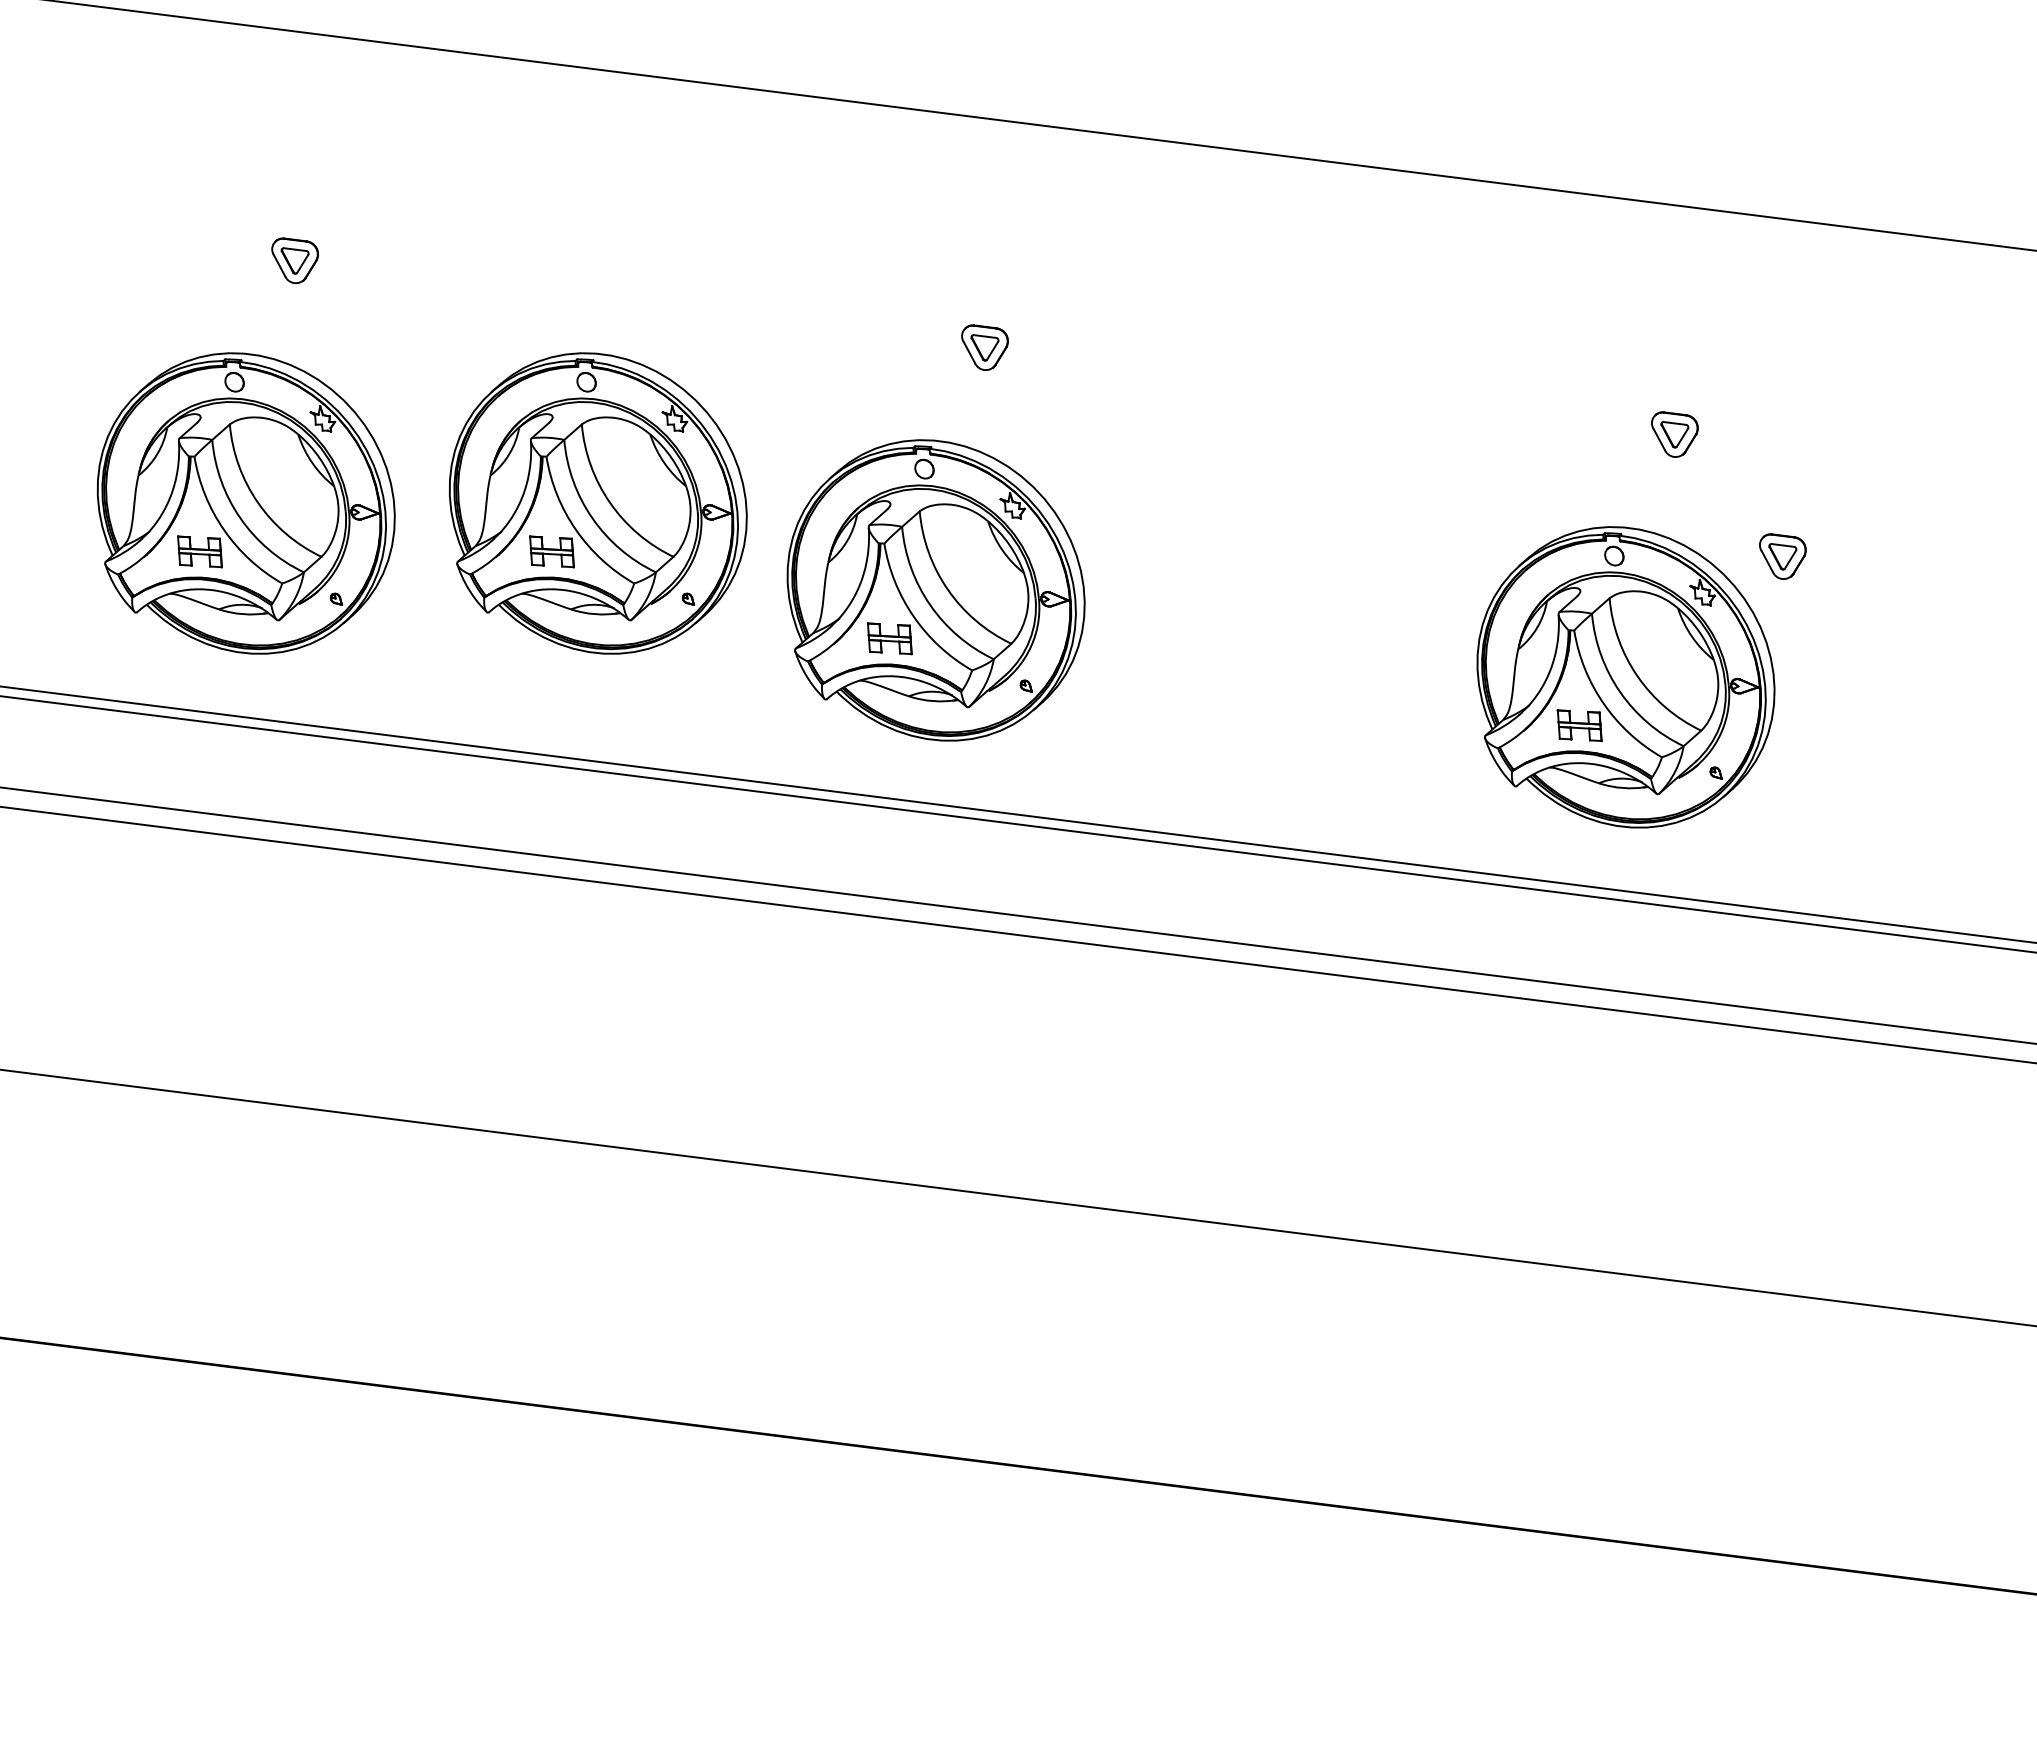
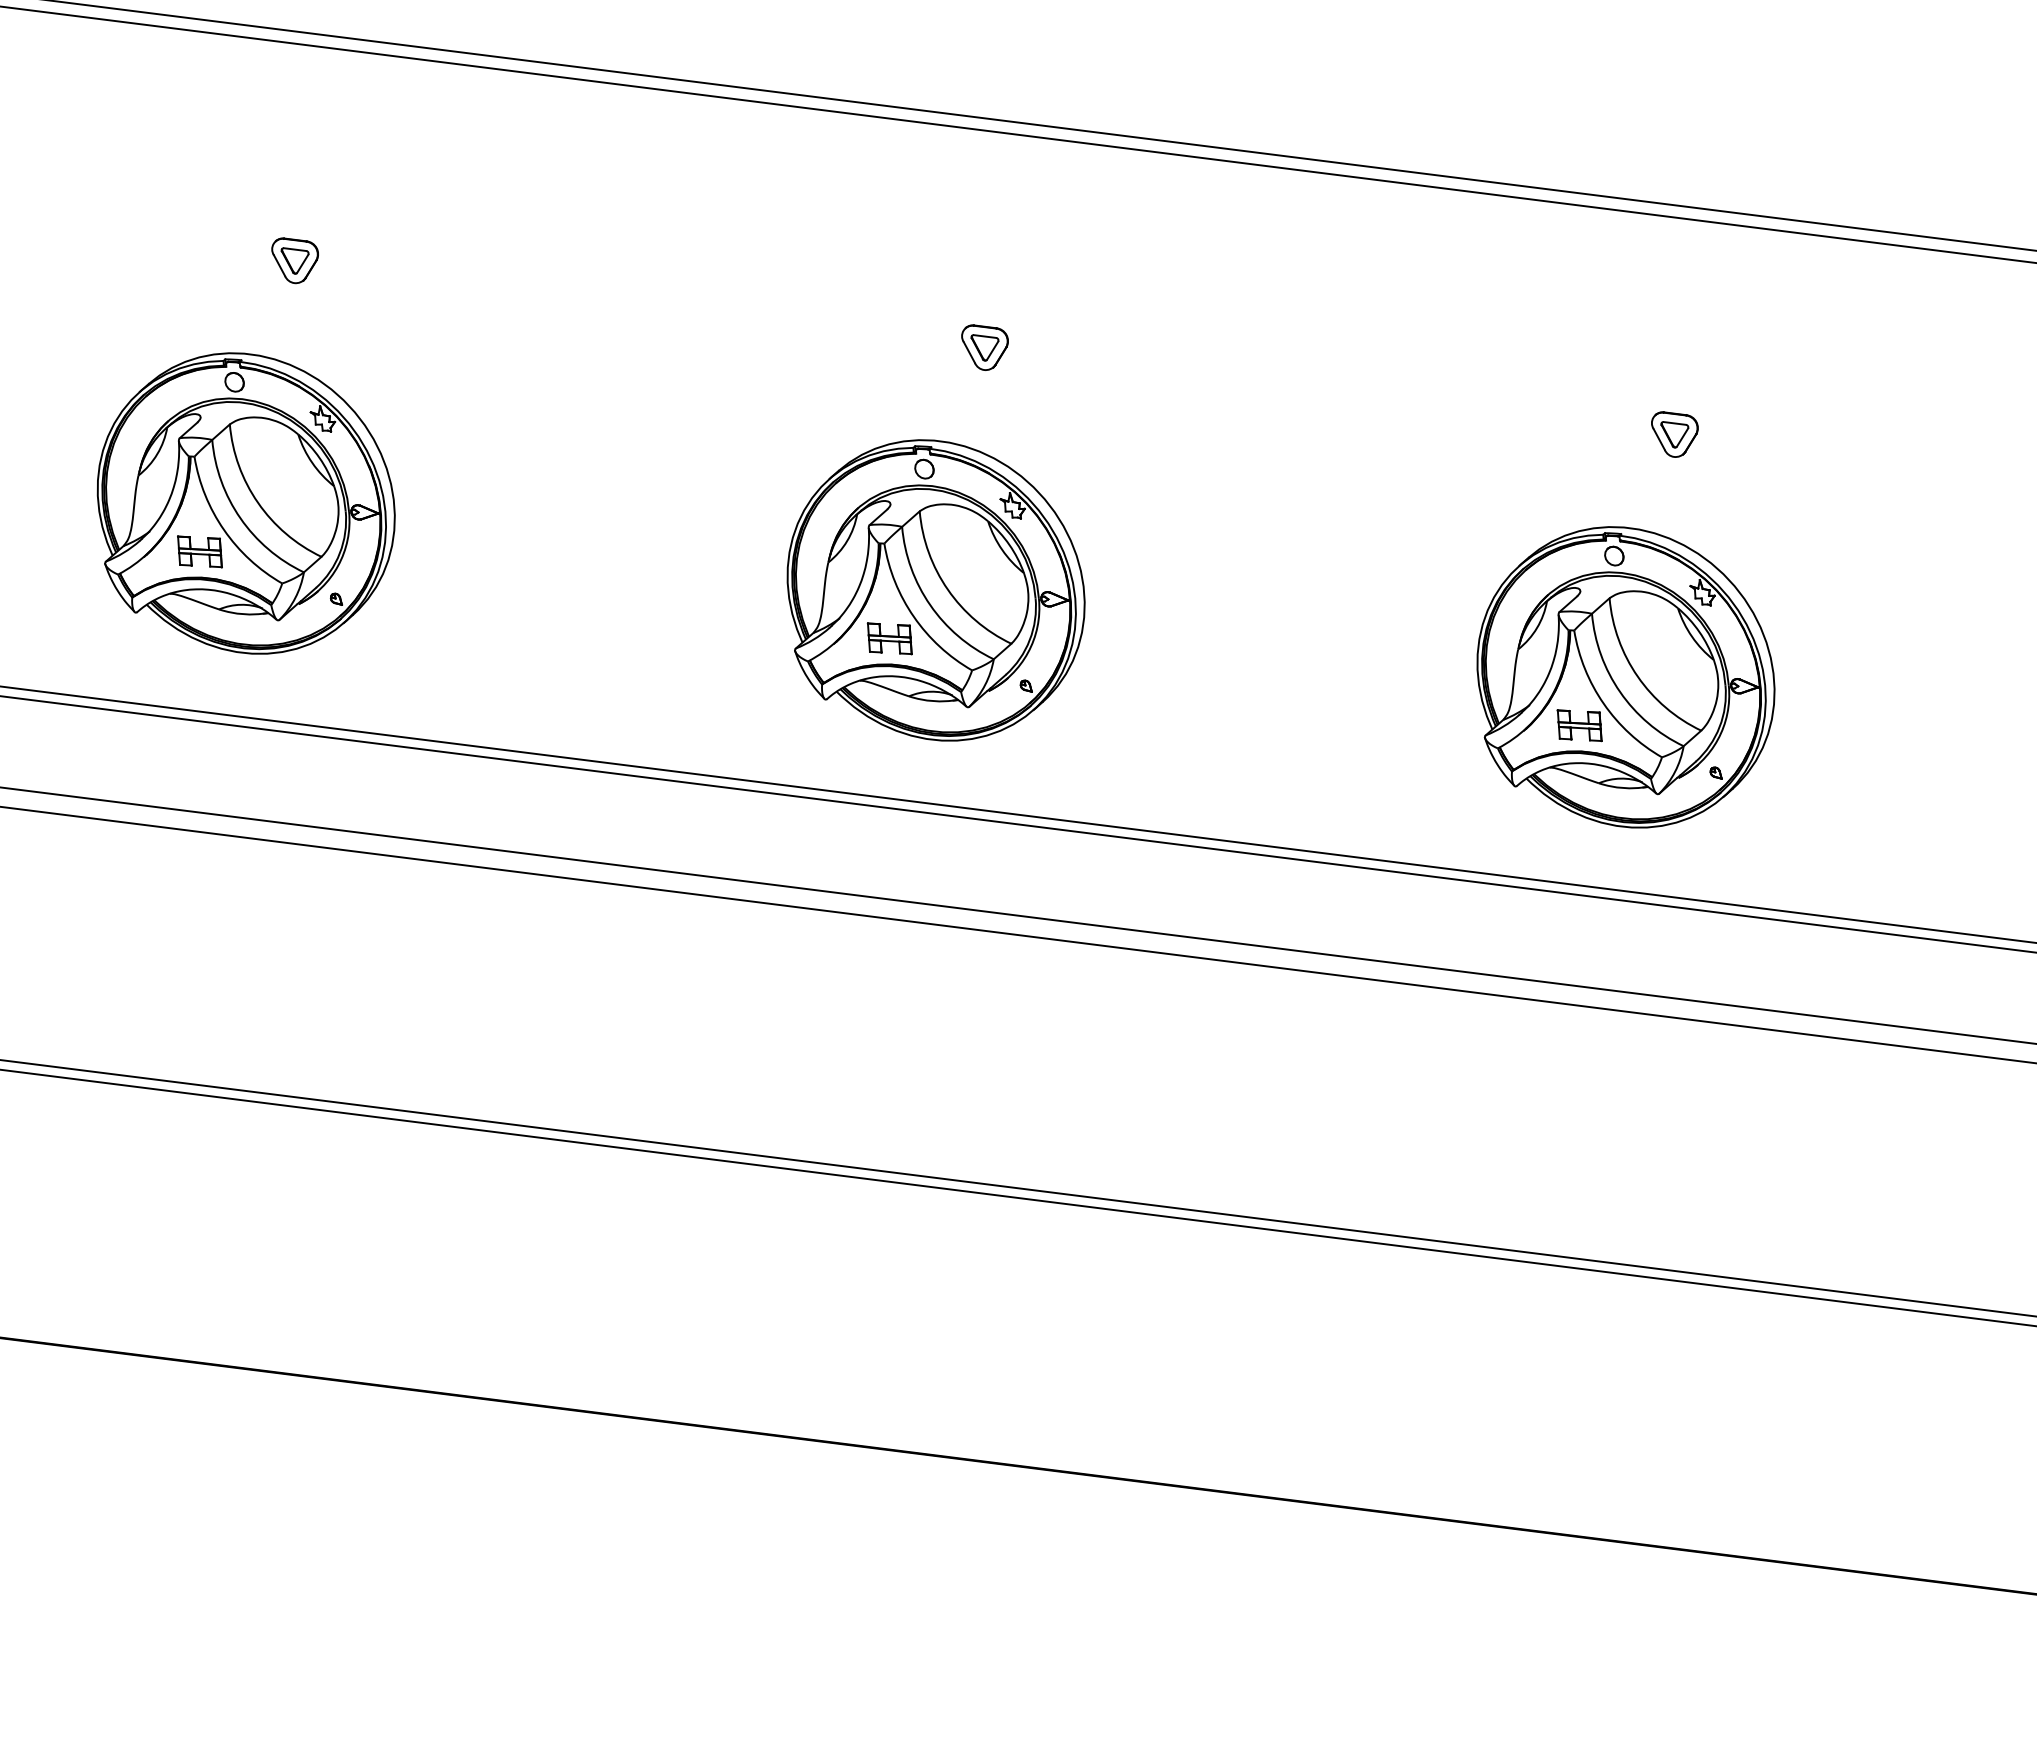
line: none -> present (1017, 134)
part: present -> none (597, 503)
part: present -> none (1782, 556)
line: none -> present (1017, 1188)
